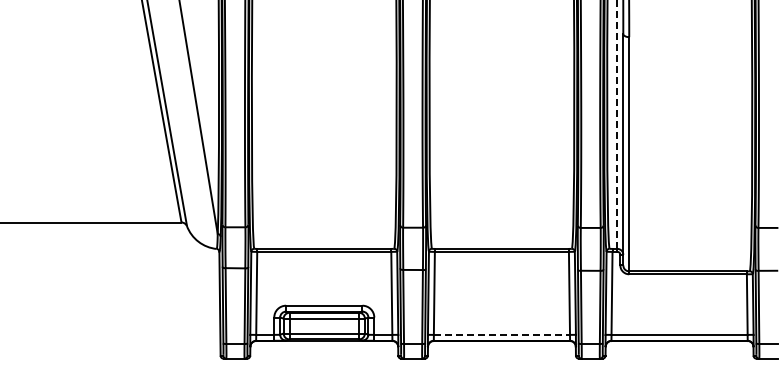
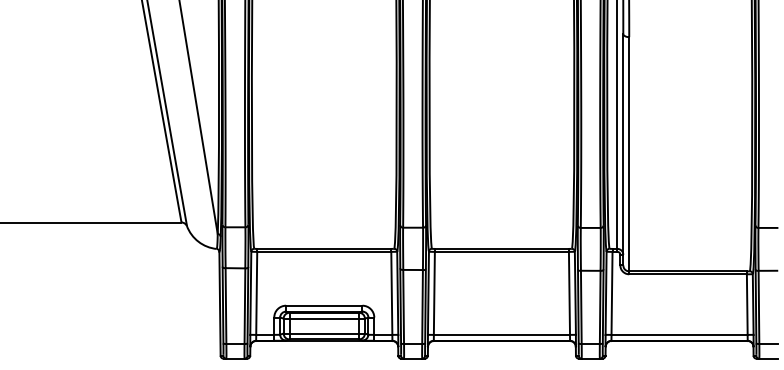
line: dashed -> solid (617, 124)
line: dashed -> solid (502, 334)
